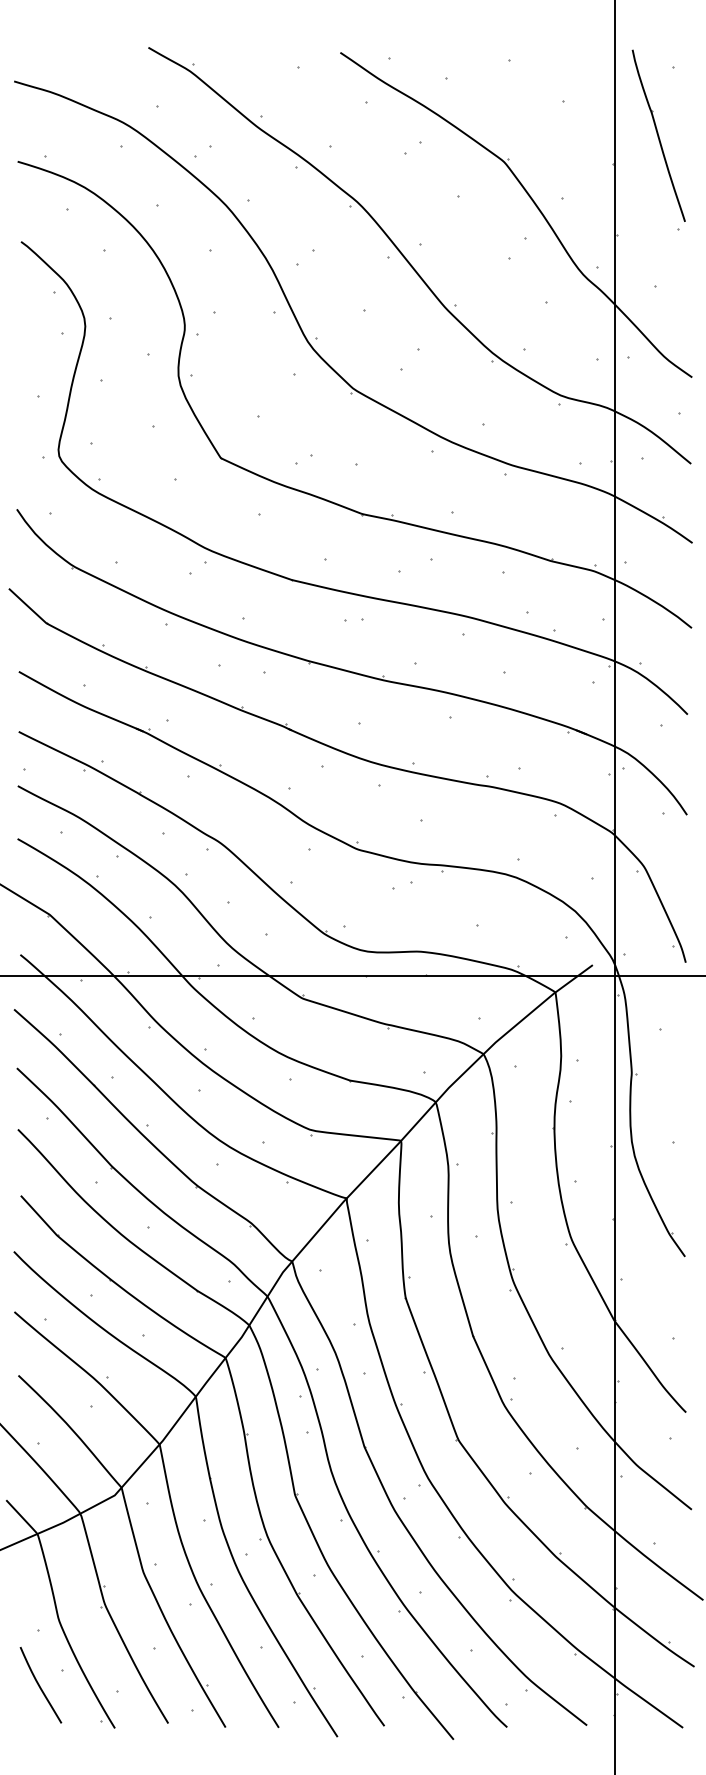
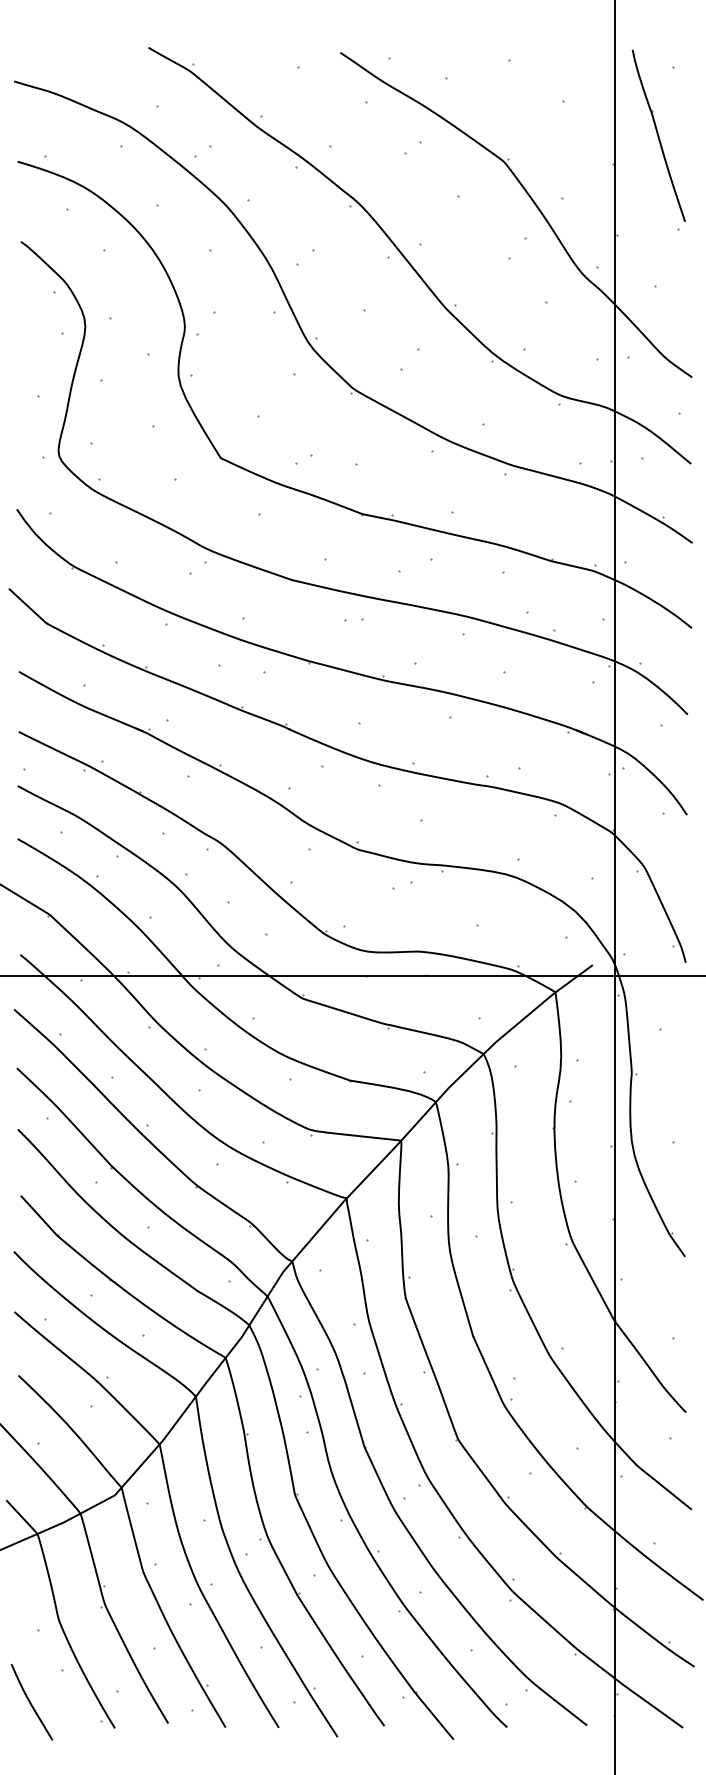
curve position: (40, 1685) -> (31, 1702) (31, 1702)
